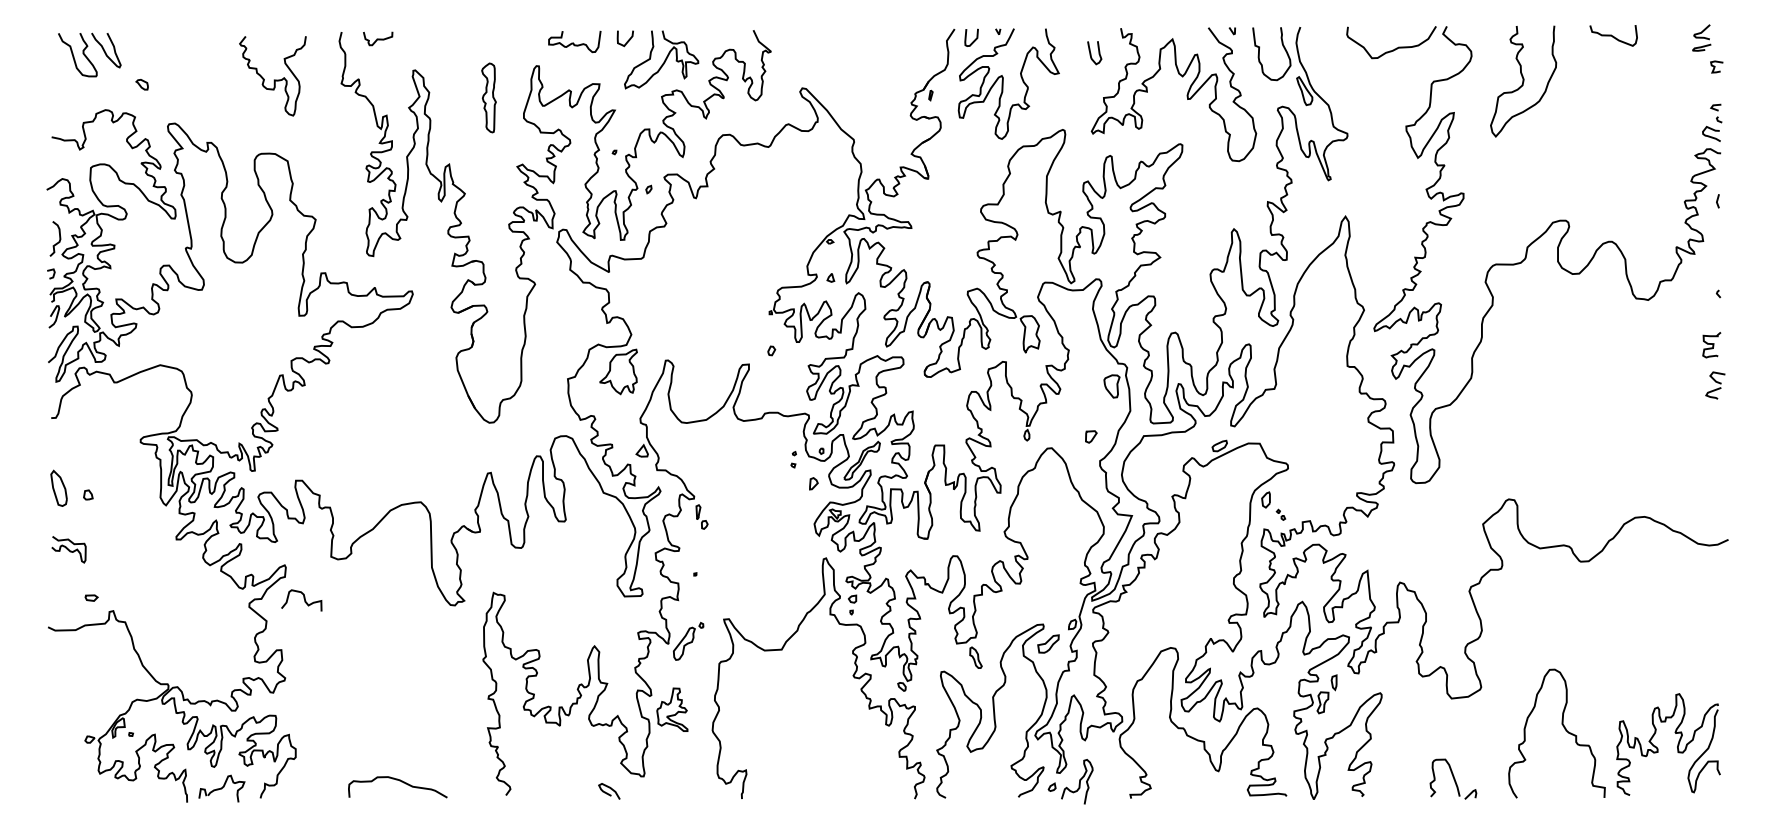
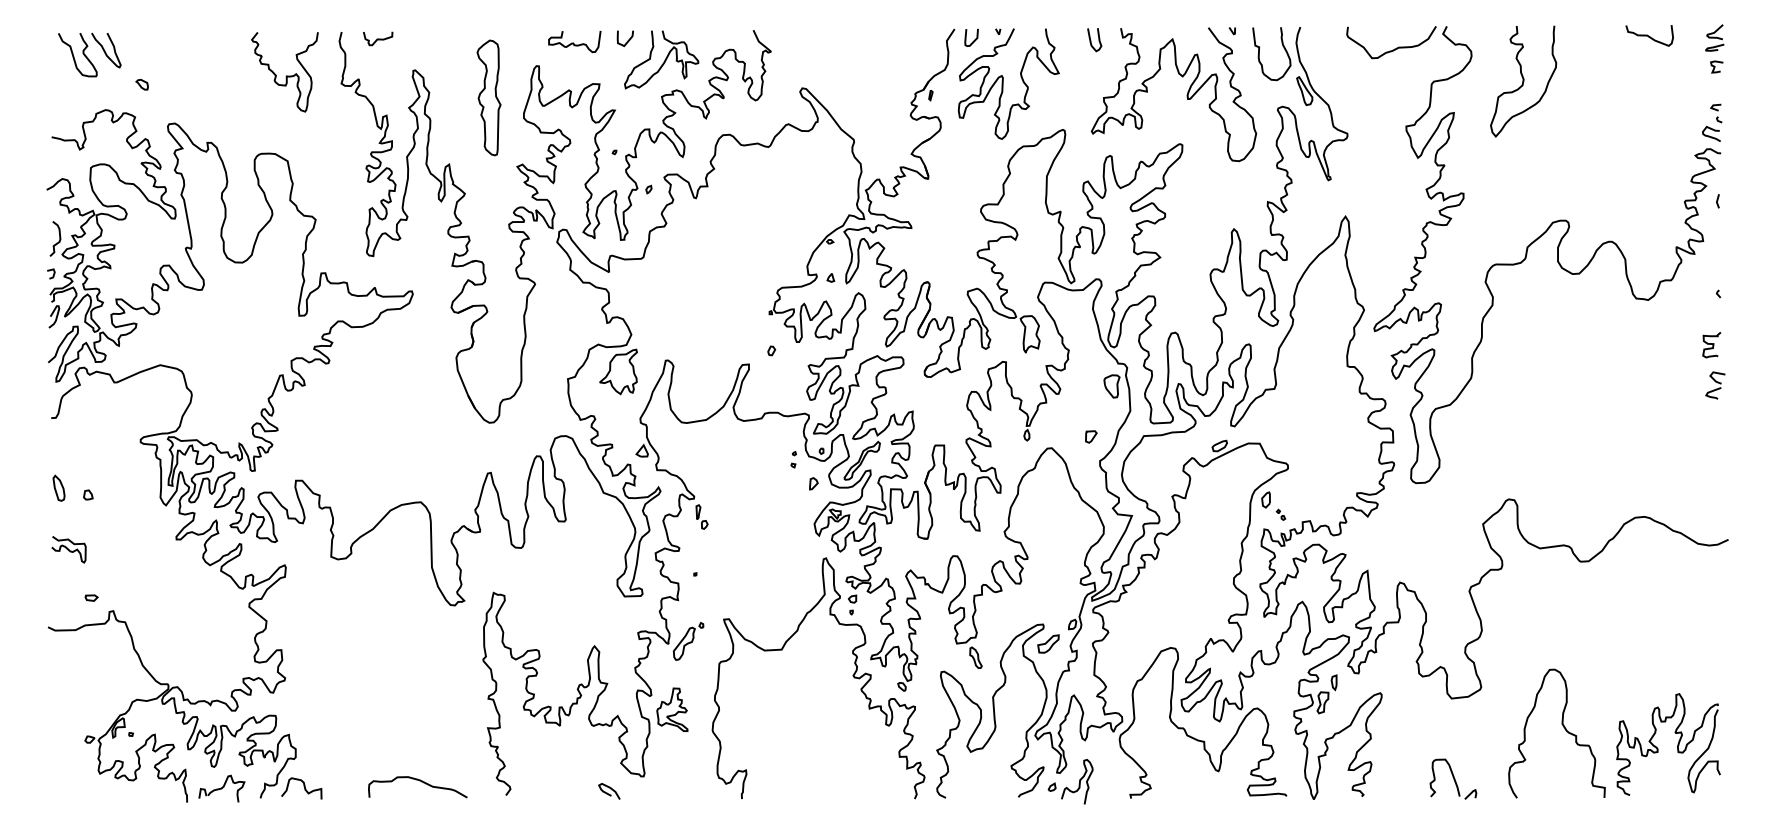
curve position: (1613, 35) -> (1649, 35) (1649, 35)
part position: (1701, 37) -> (1714, 37) (1714, 37)
curve position: (1091, 53) -> (1091, 40) (1091, 40)
curve position: (274, 79) -> (286, 75) (286, 75)
part size: 16x72 px -> 26x118 px (488, 97)
part size: 18x38 px -> 14x28 px (58, 487)
curve position: (303, 598) -> (303, 786) (303, 786)
curve position: (399, 781) -> (419, 781) (419, 781)
